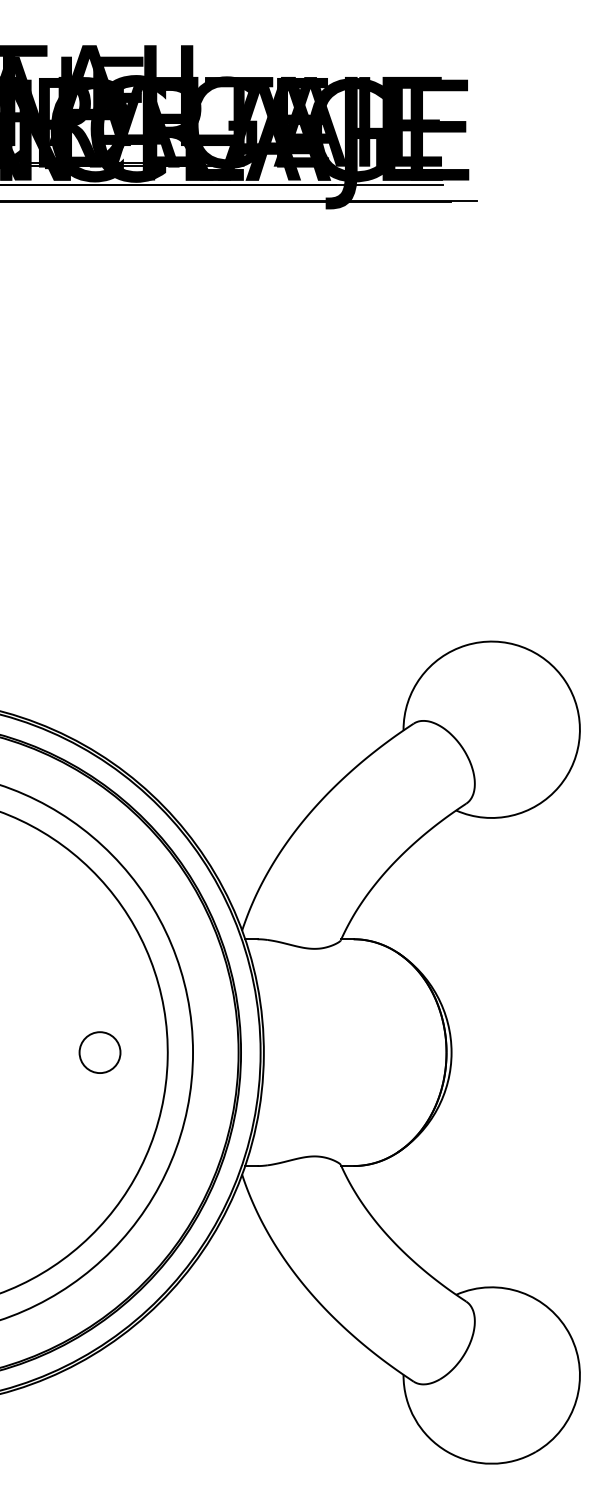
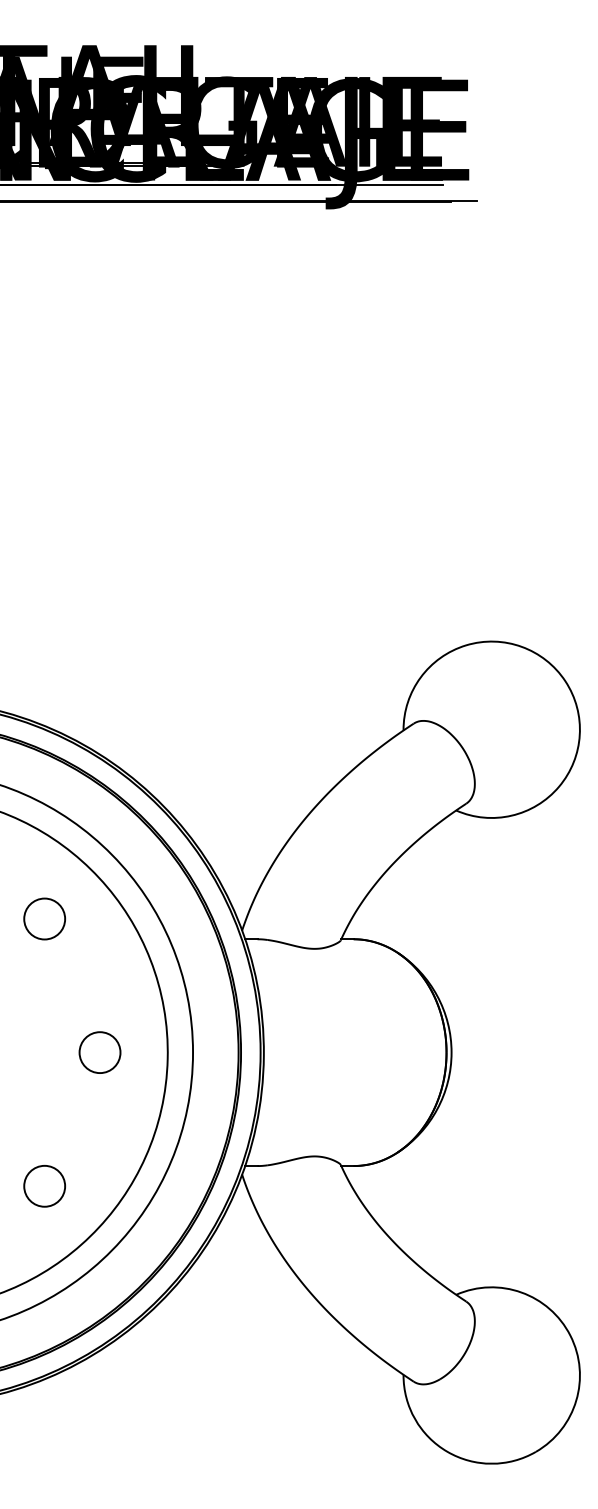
circle: none -> present (44, 918)
circle: none -> present (44, 1186)
